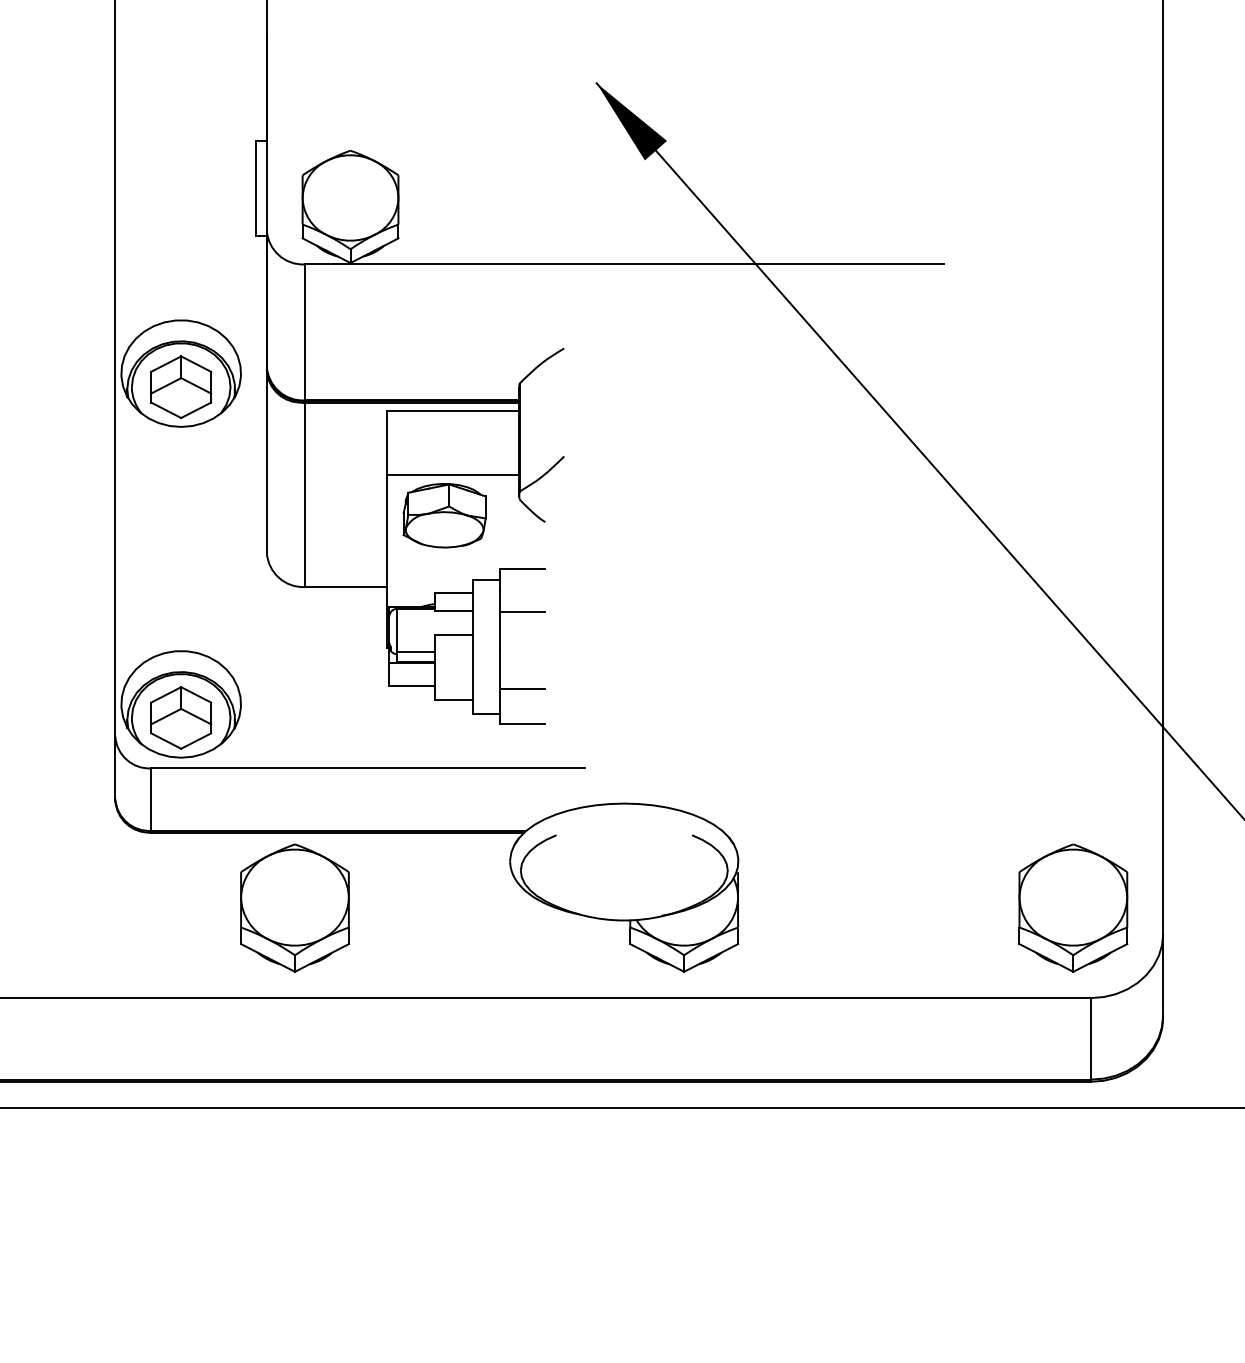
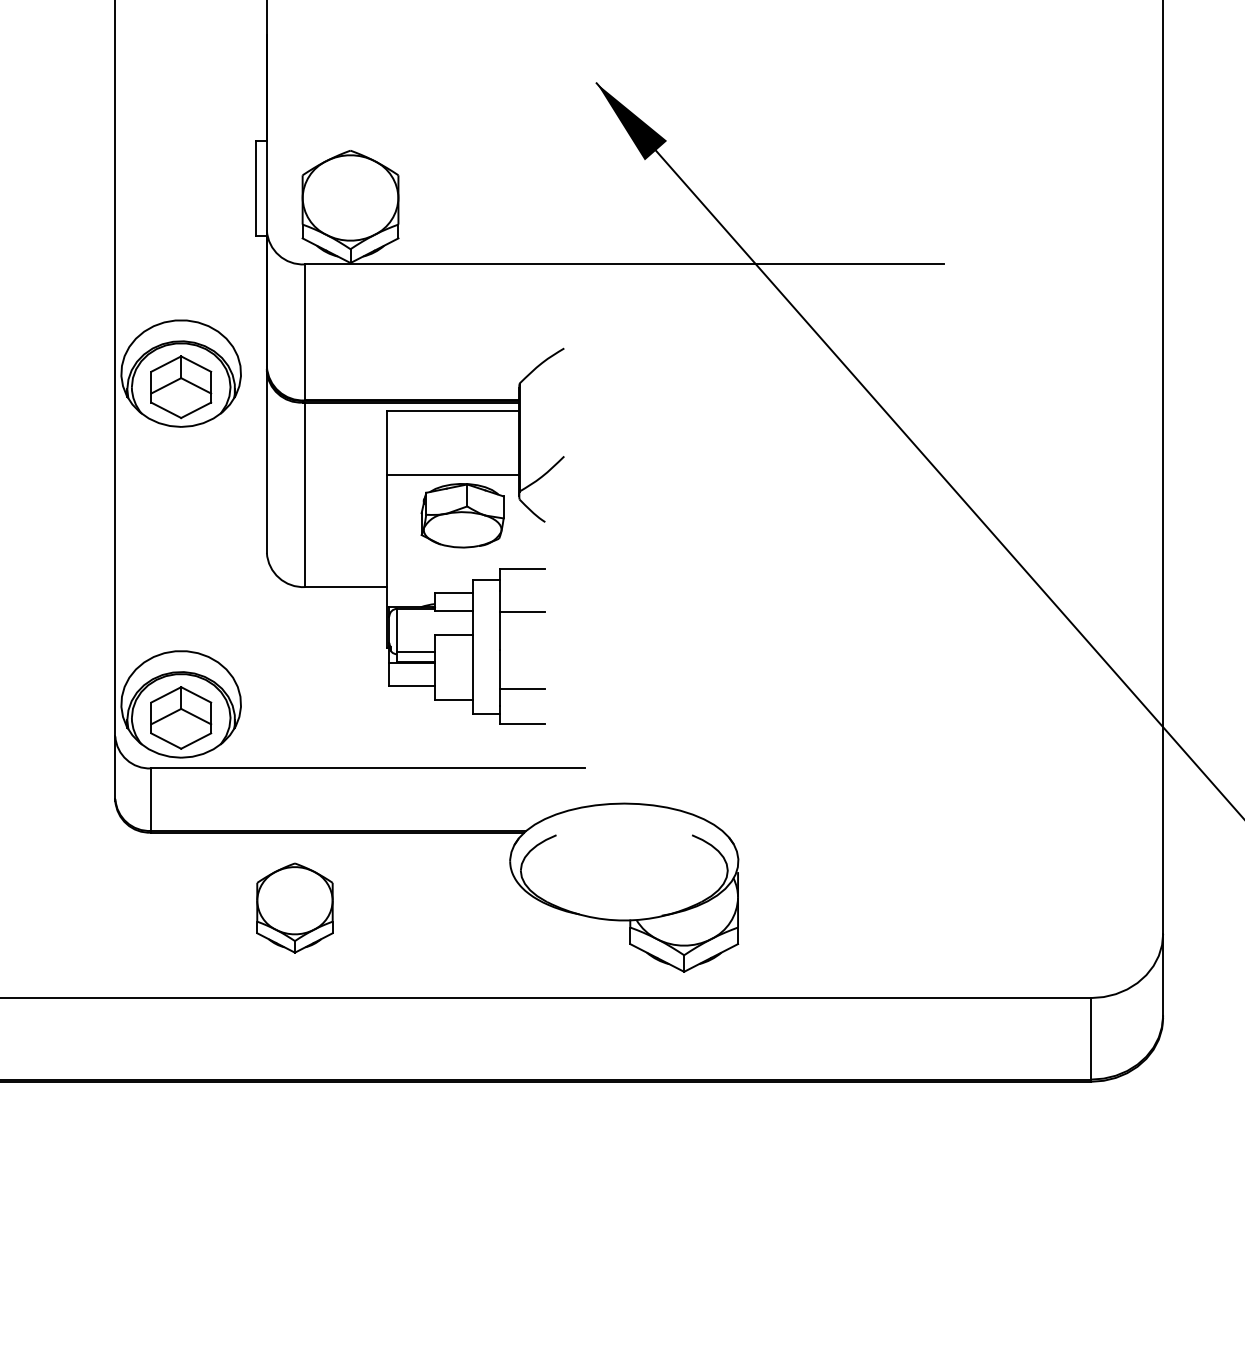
part position: (444, 515) -> (462, 515) (462, 515)
part size: 110x130 px -> 78x92 px (294, 907)
part: present -> none (1073, 907)
line: present -> none (621, 1108)
